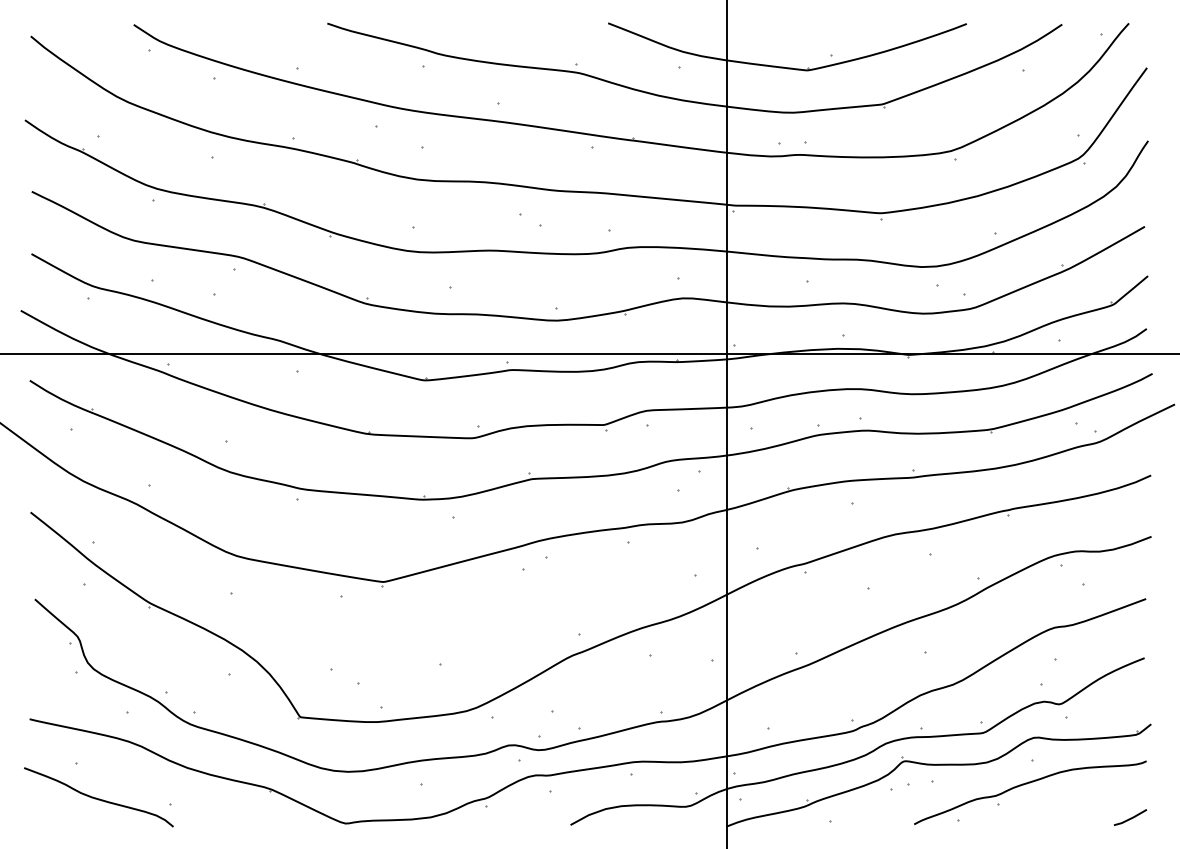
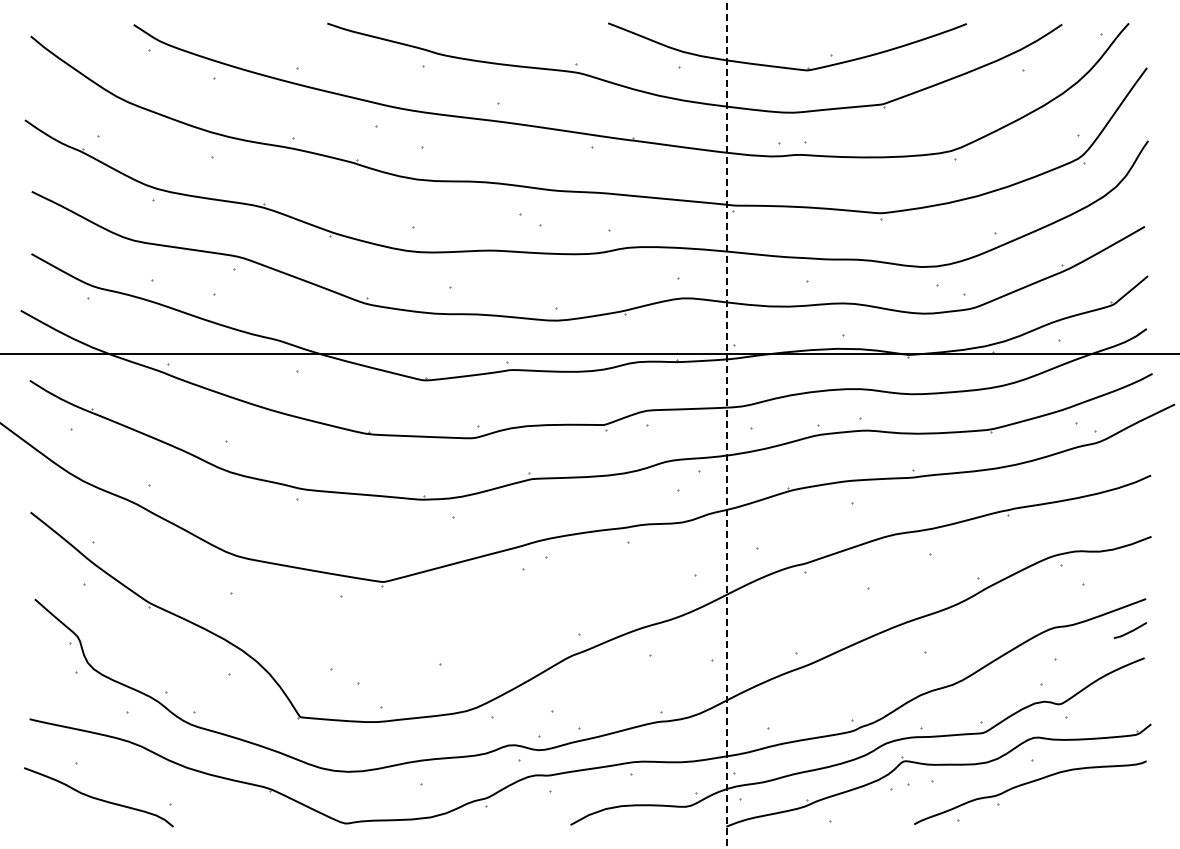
line: solid -> dashed (726, 423)
line position: (1130, 817) -> (1130, 630) (1130, 630)
